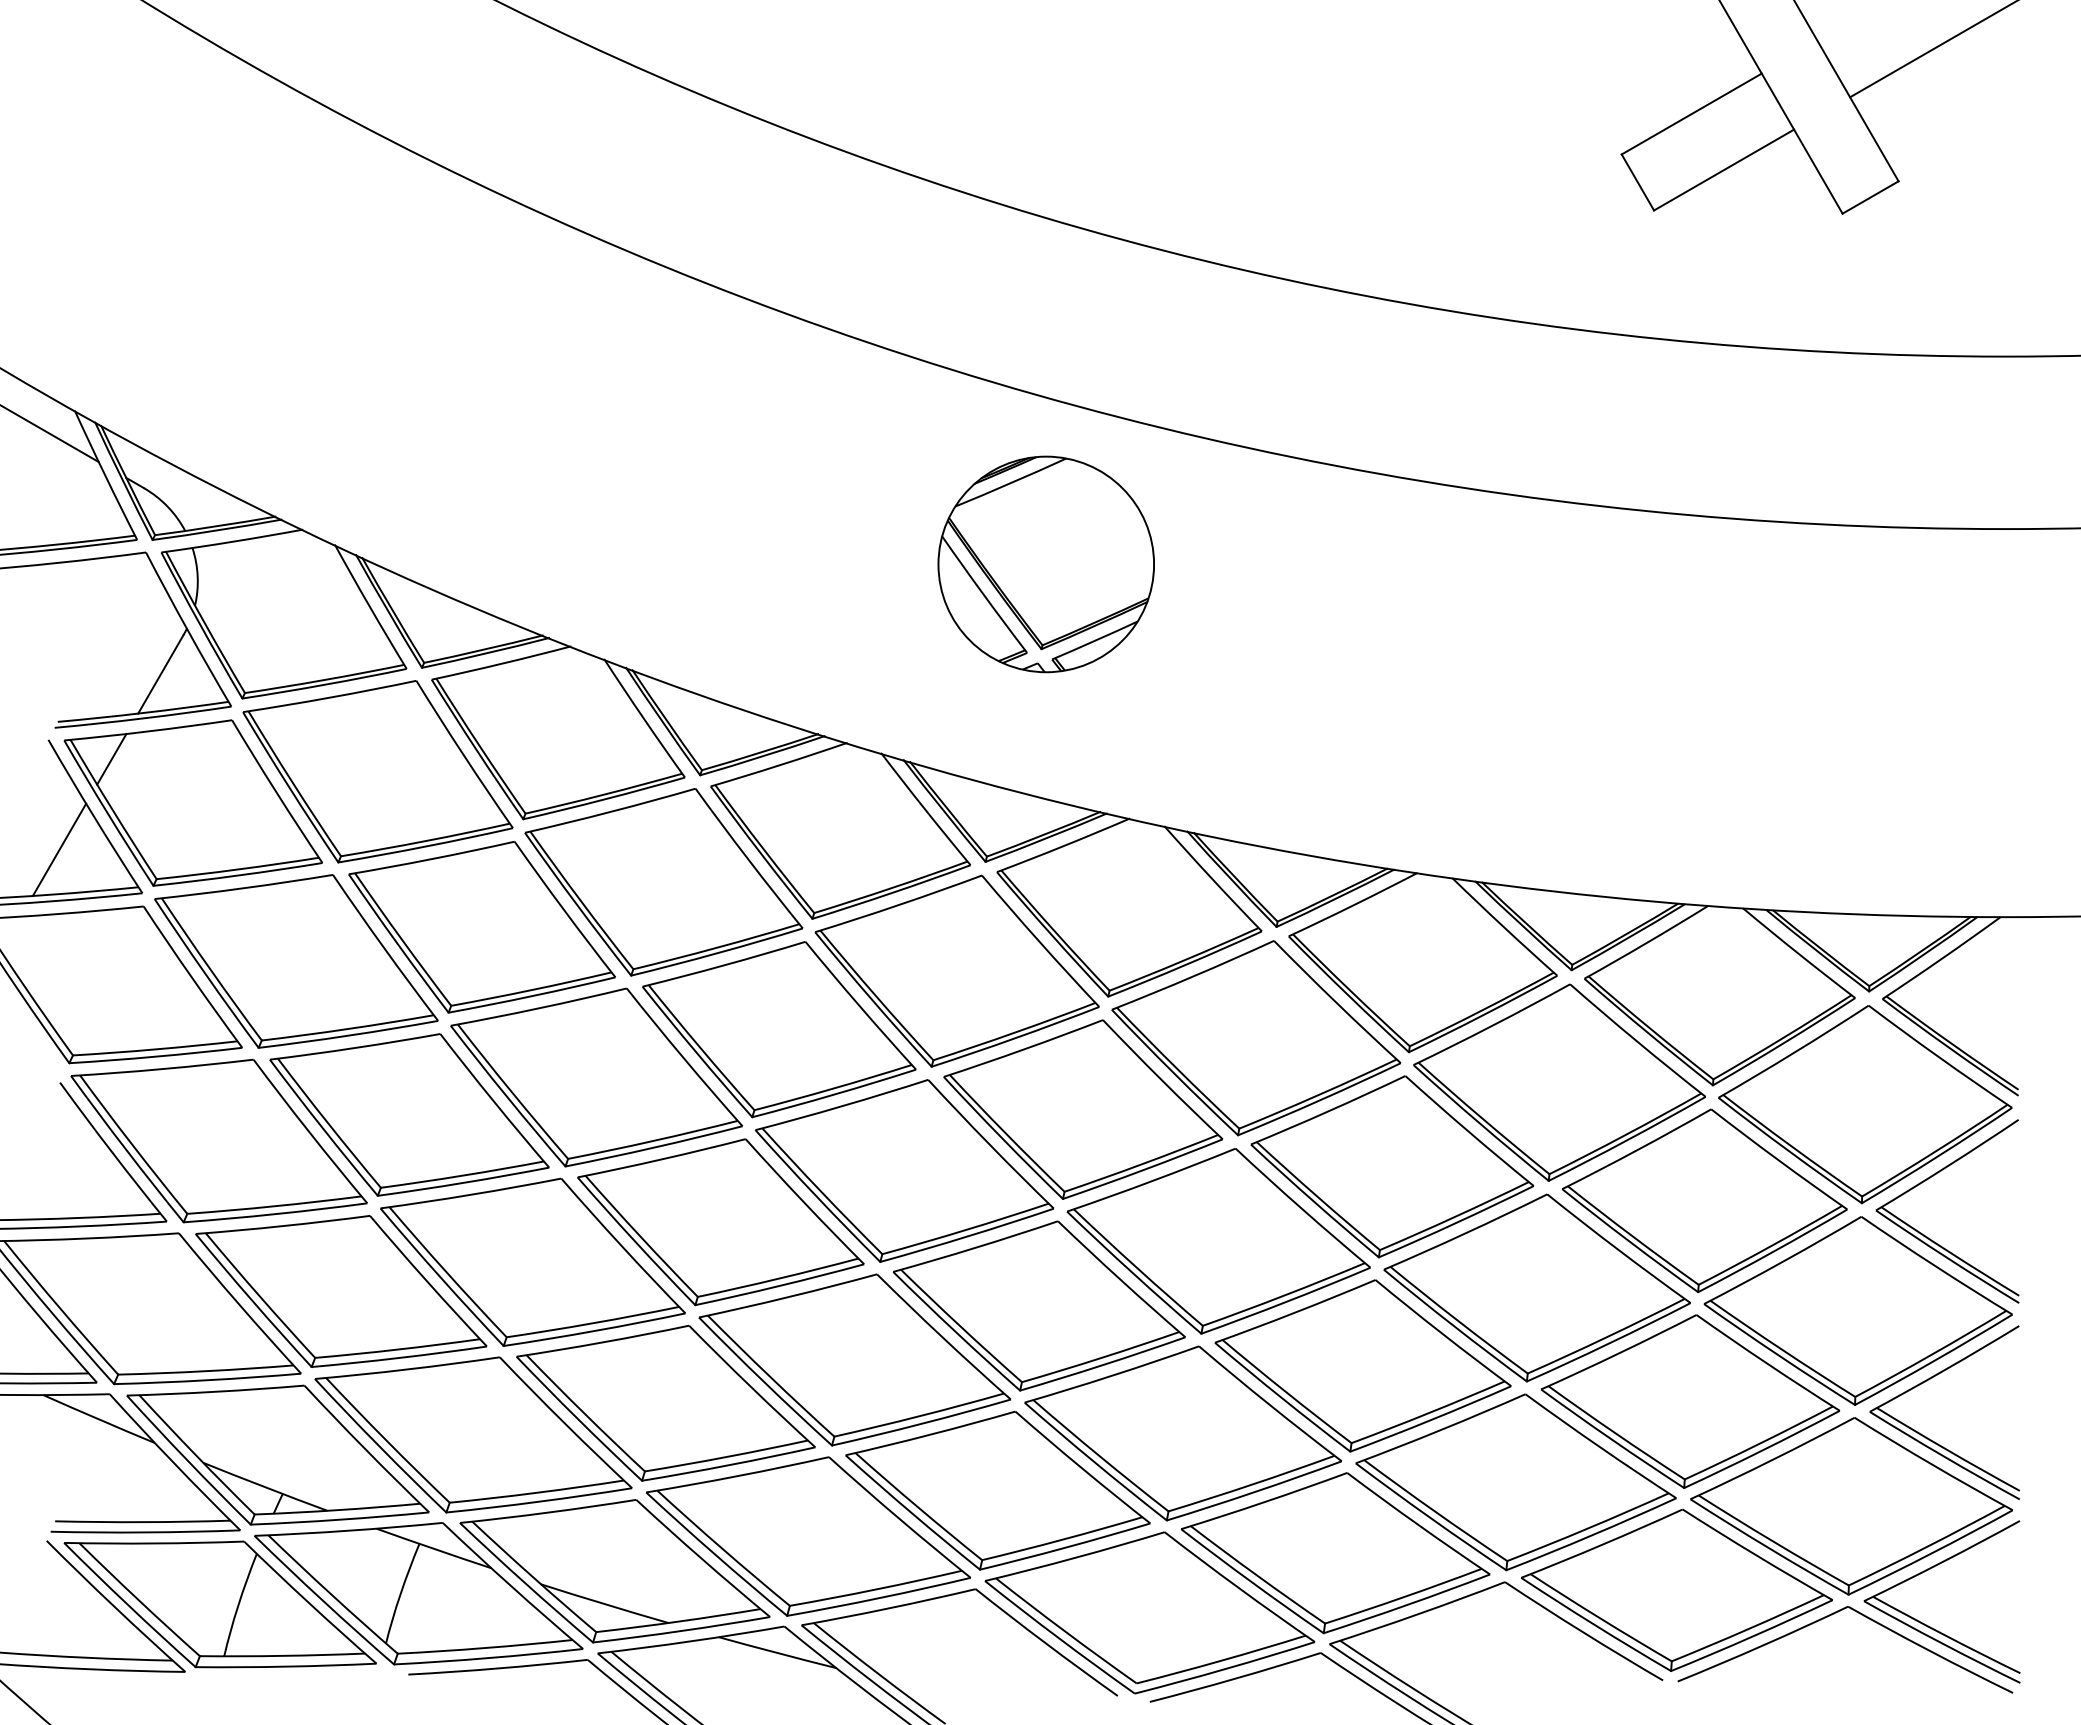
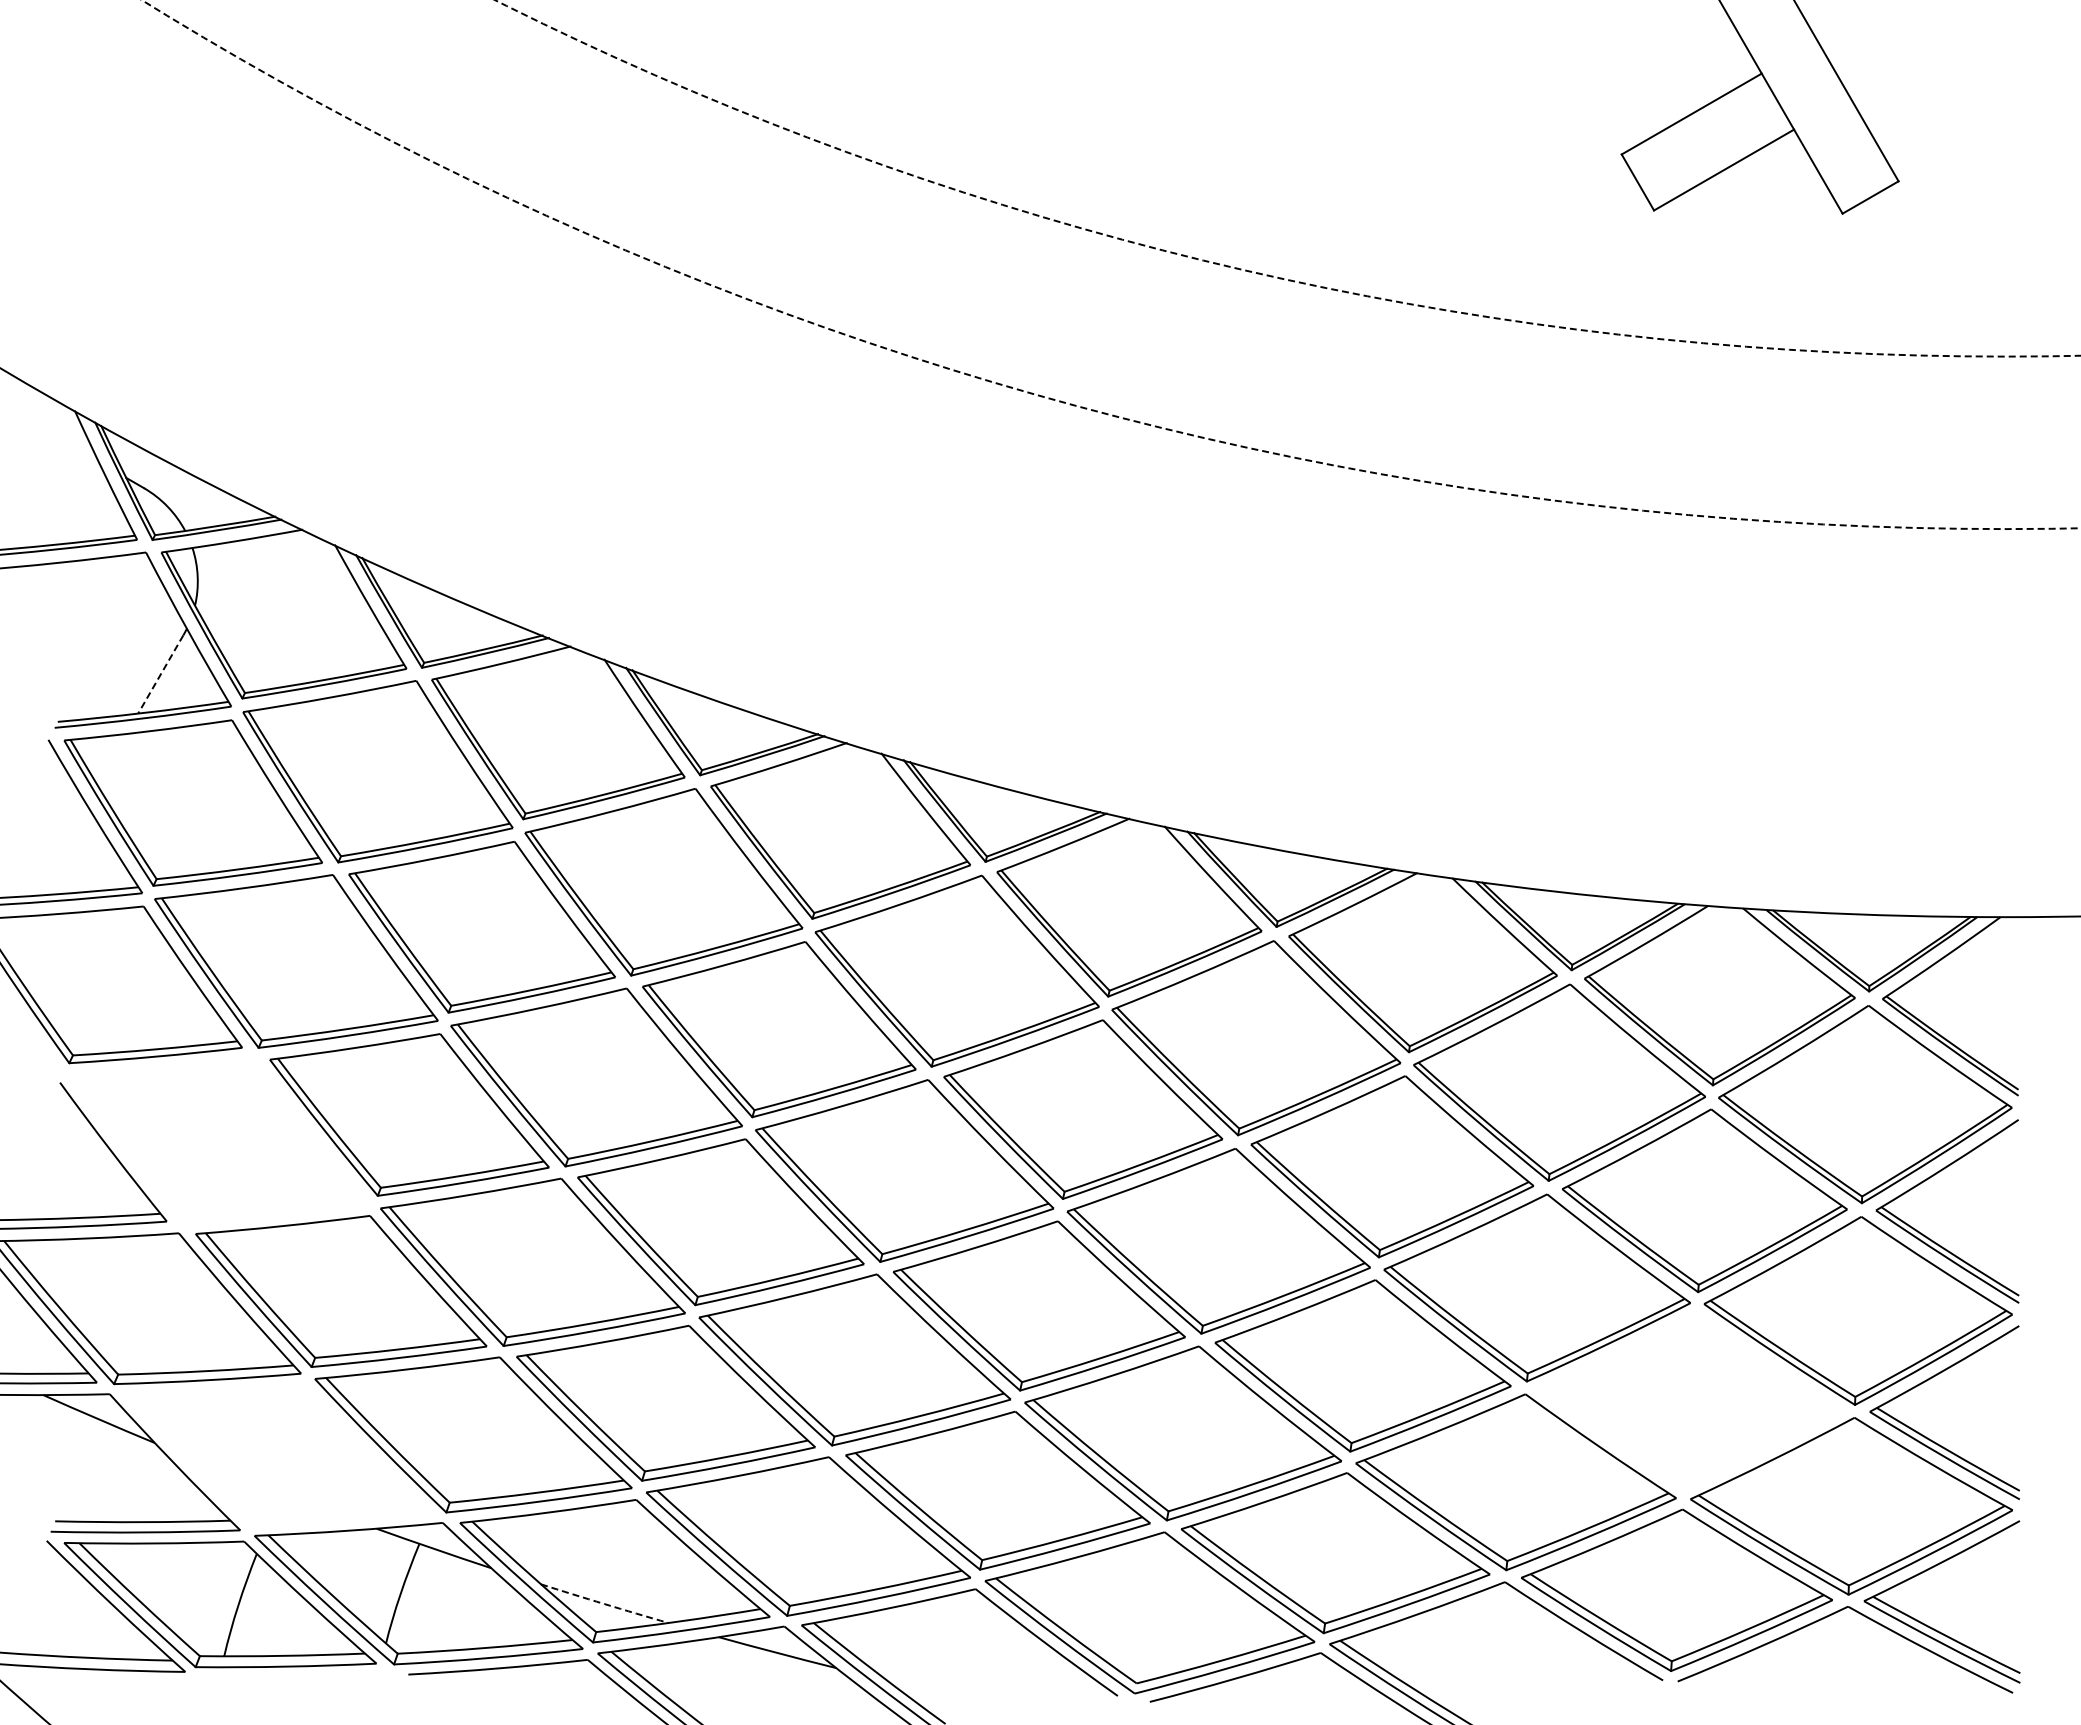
line: present -> none (1932, 49)
circle: solid -> dashed (1287, 178)
circle: solid -> dashed (1110, 264)
line: present -> none (50, 434)
part: present -> none (1045, 564)
line: solid -> dashed (160, 674)
line: present -> none (111, 759)
line: present -> none (59, 849)
part: present -> none (218, 1140)
part: present -> none (1689, 1401)
part: present -> none (277, 1454)
arc: solid -> dashed (604, 1604)
